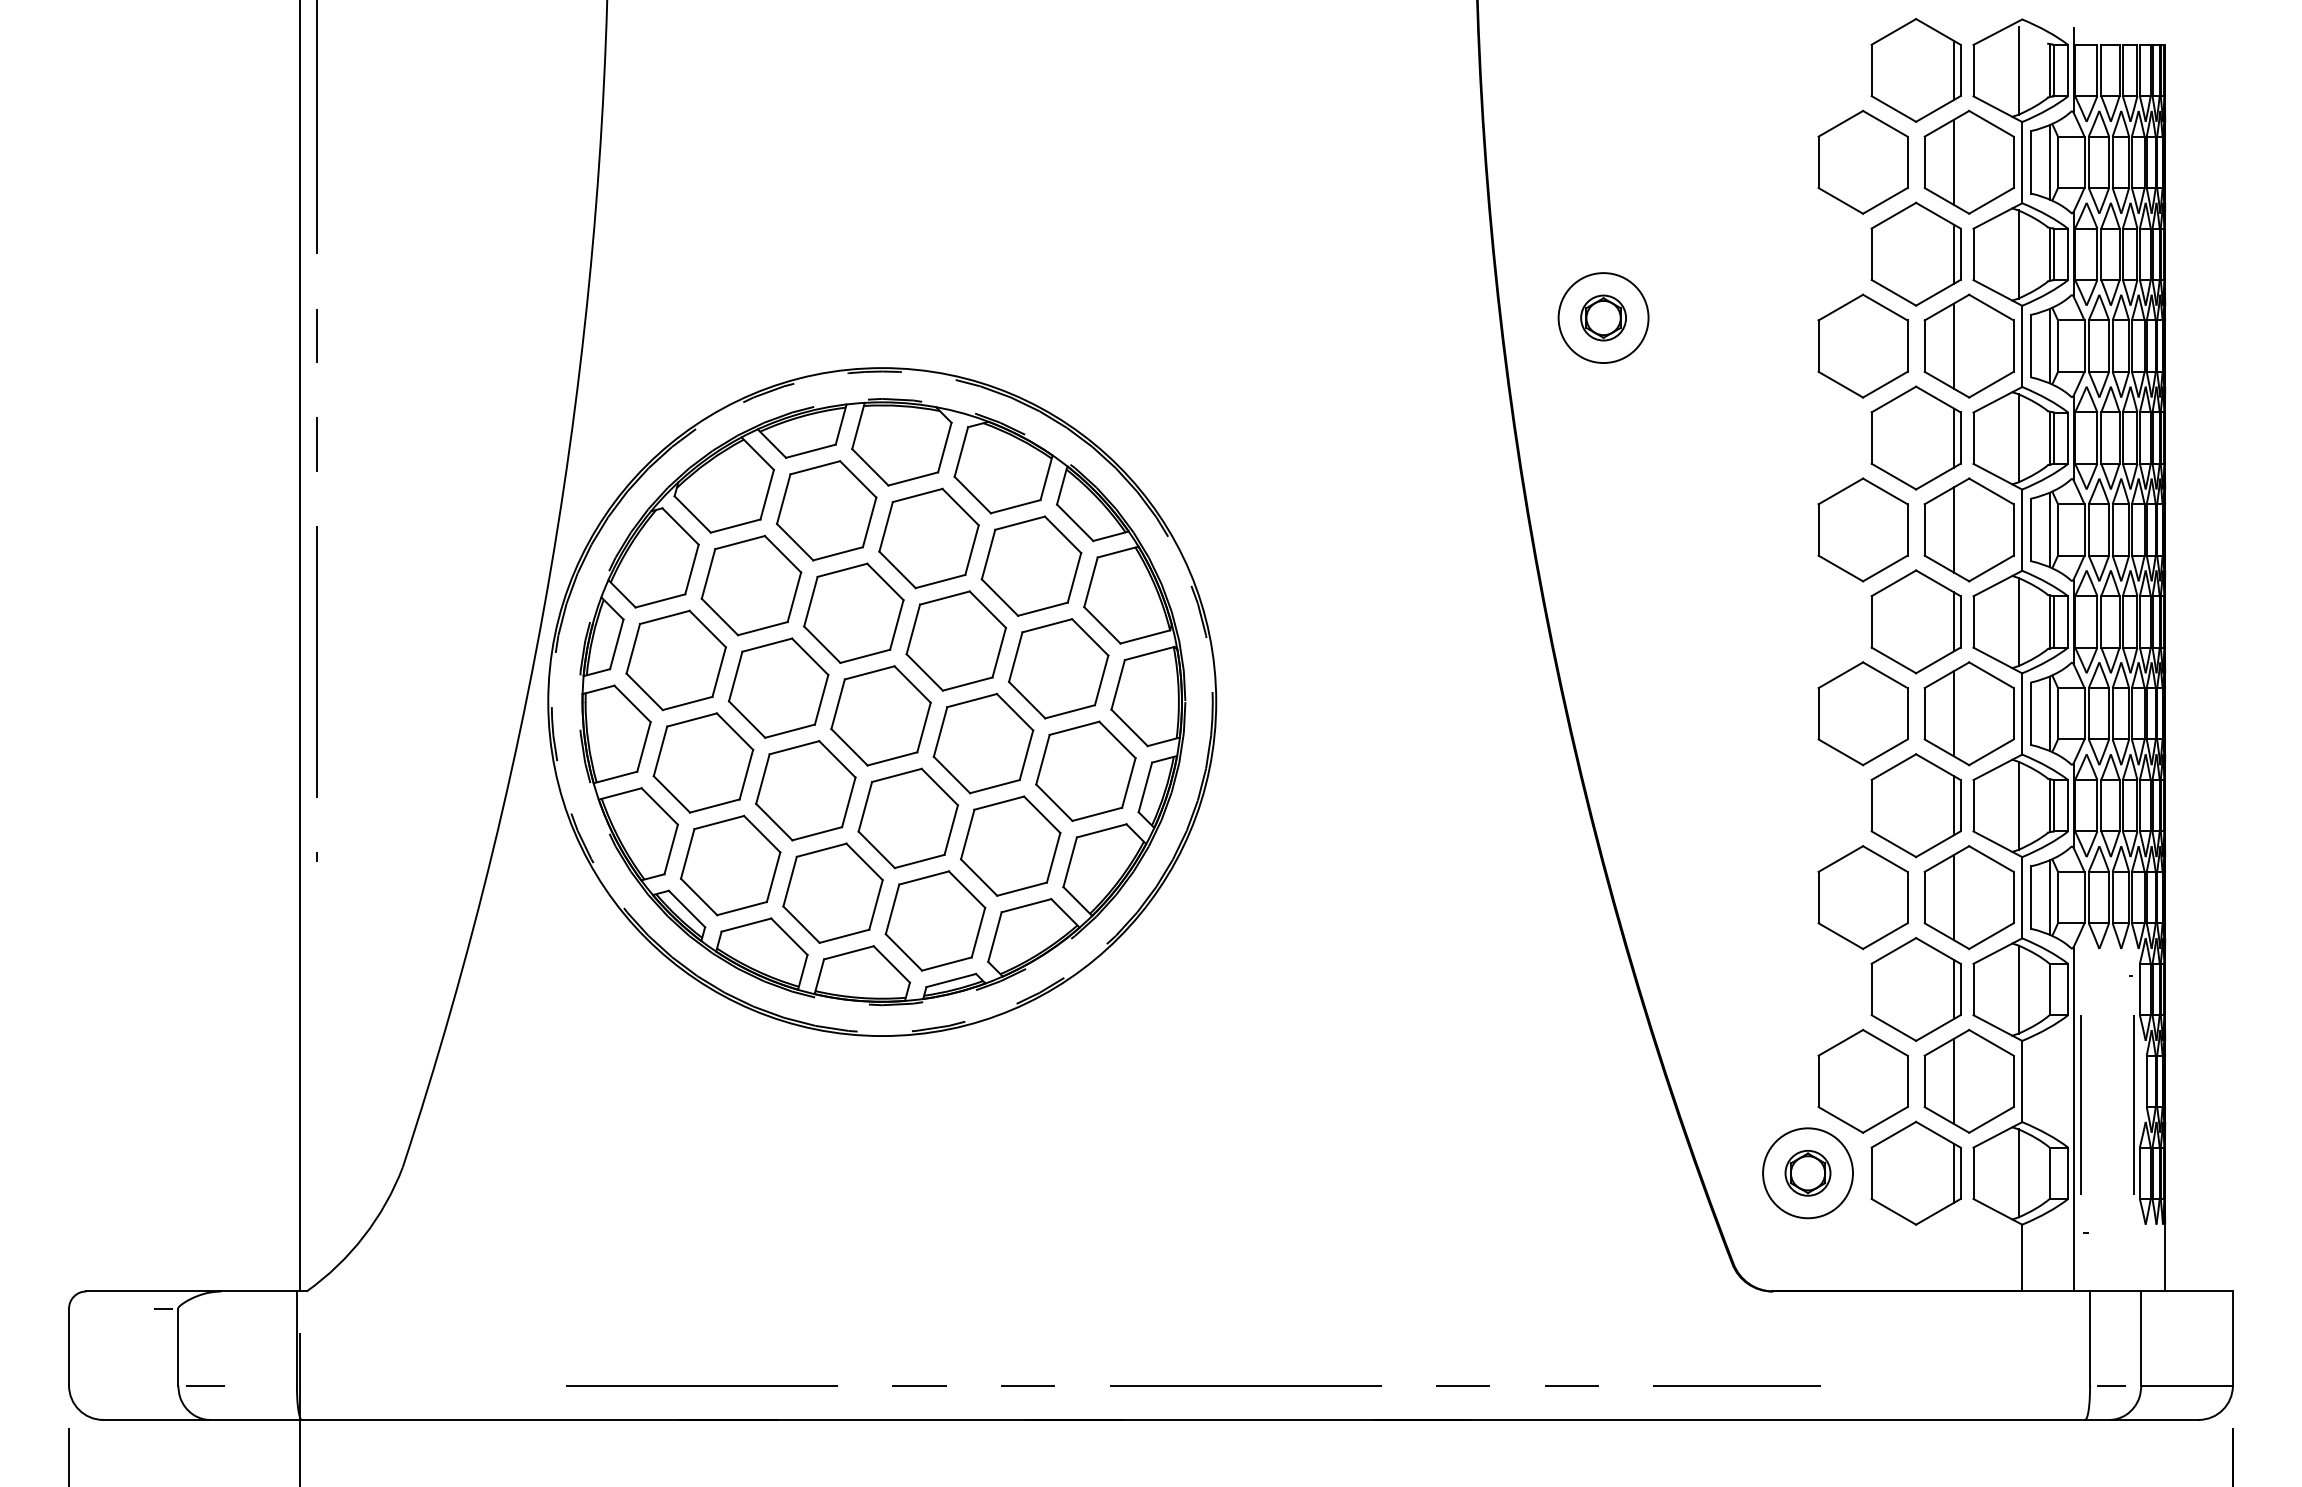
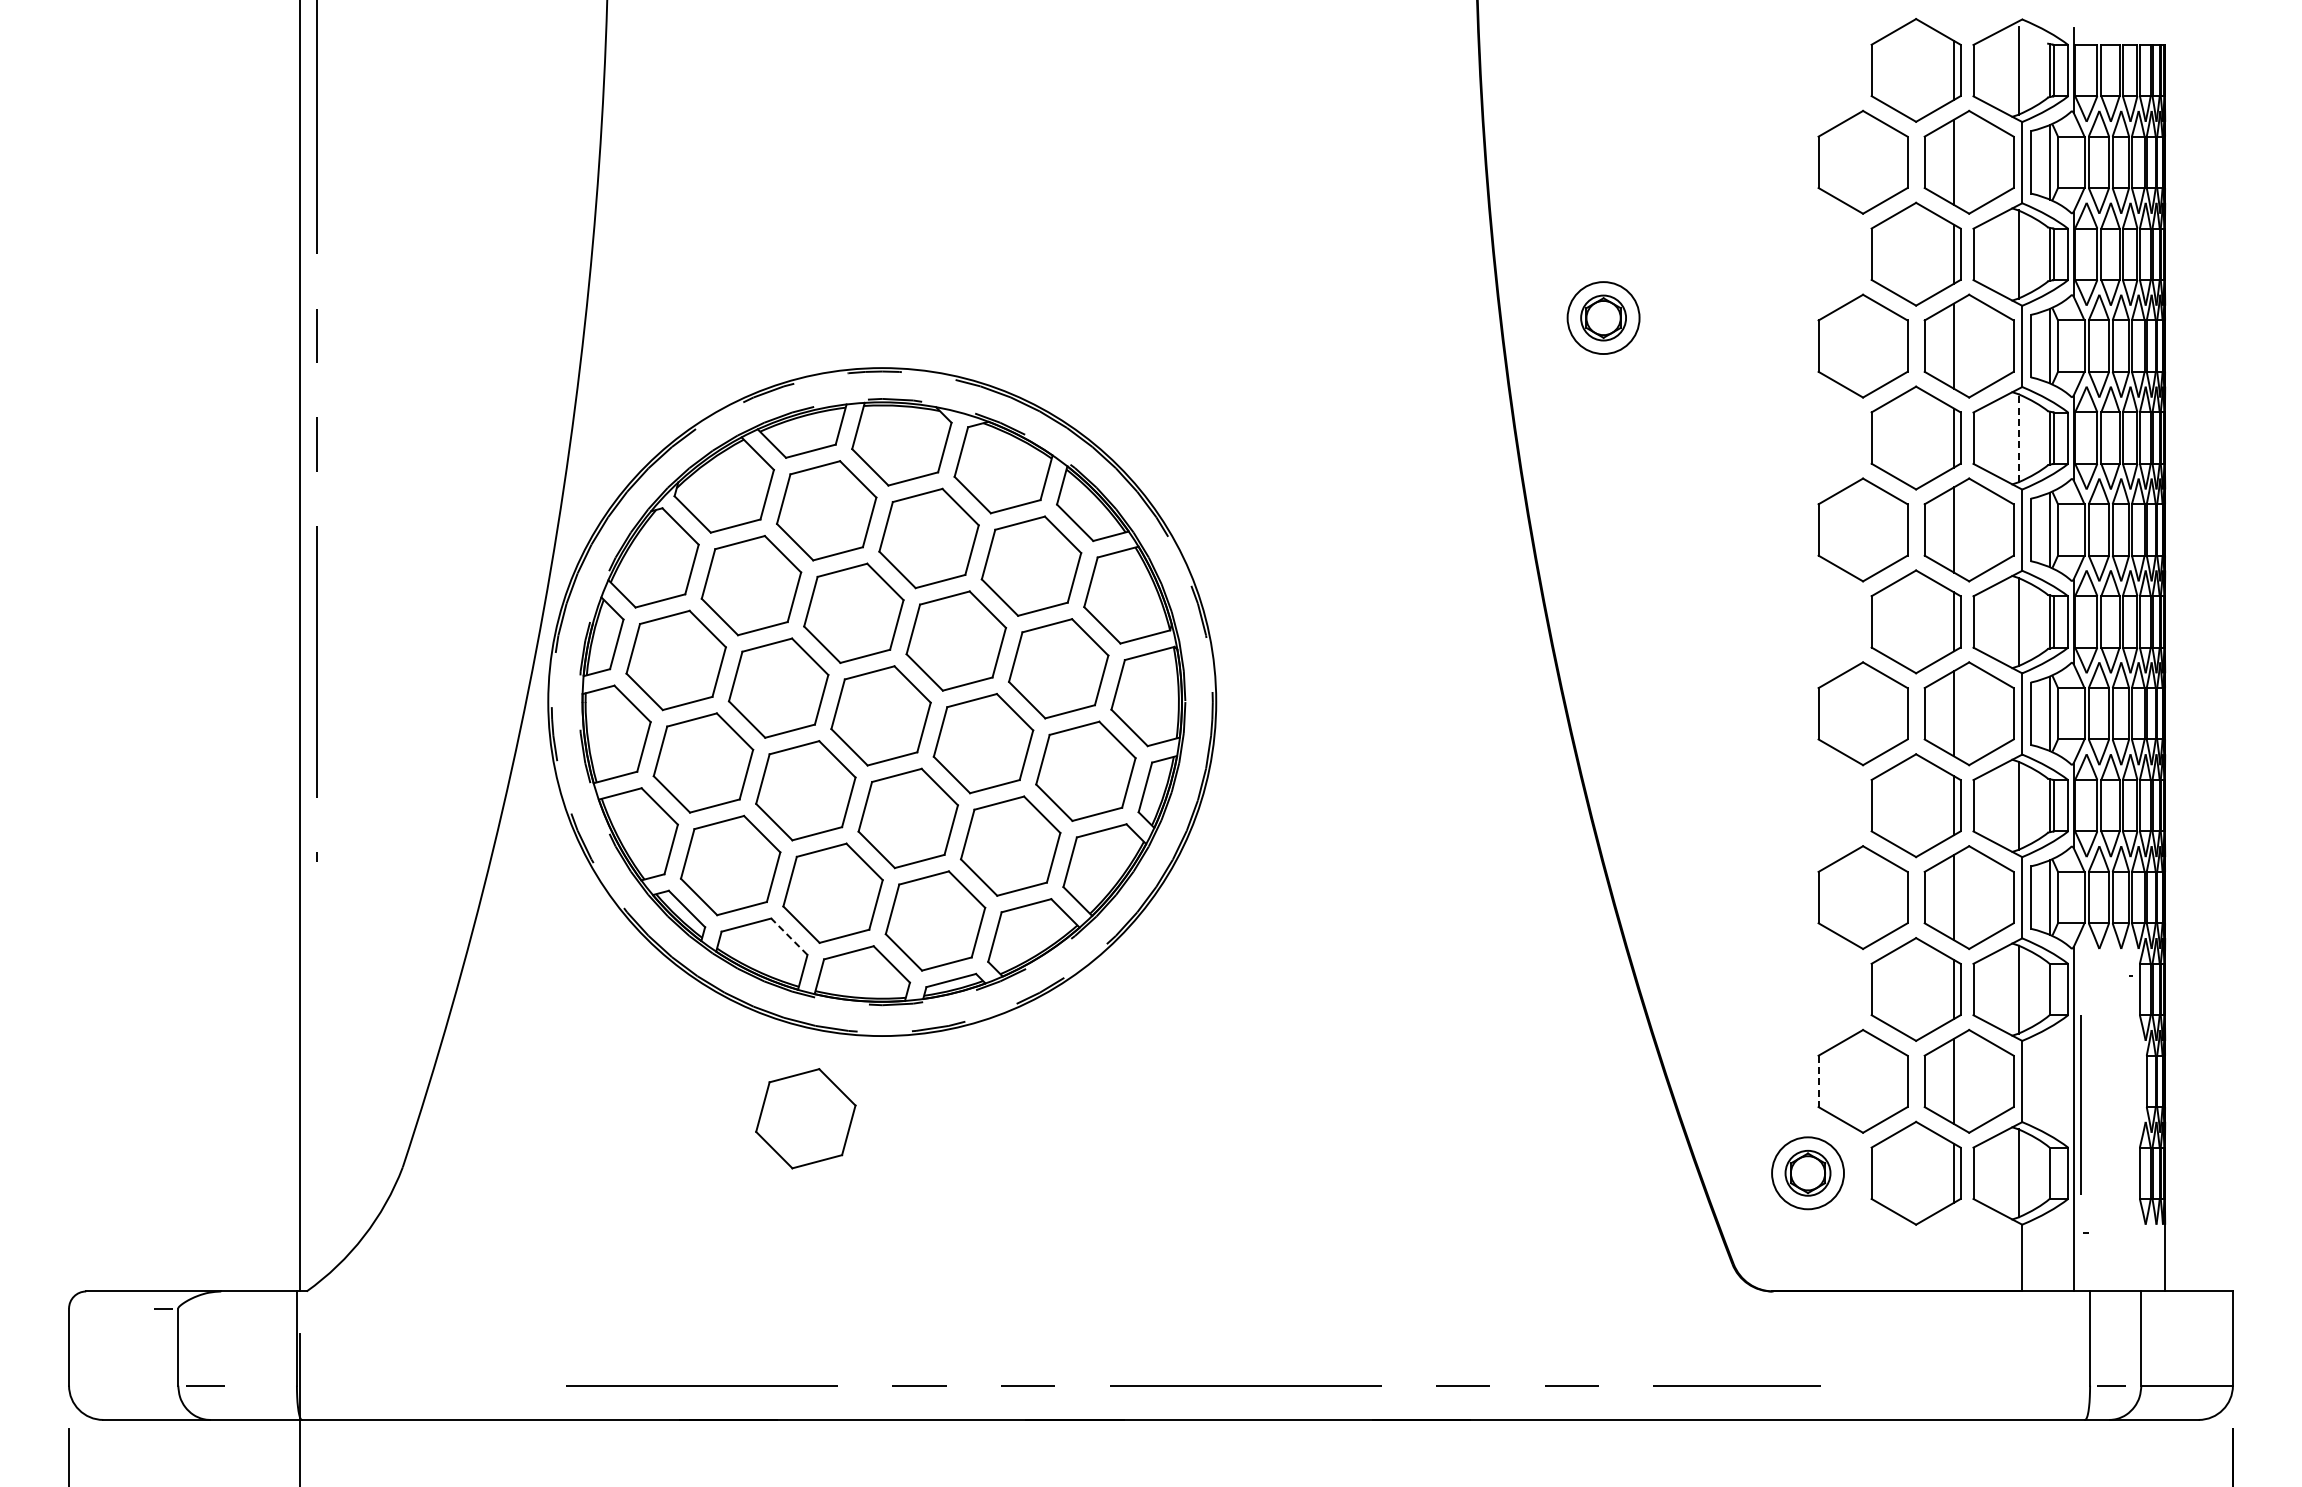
circle diameter: 90 px -> 72 px (1603, 318)
line: solid -> dashed (2018, 437)
line: solid -> dashed (789, 936)
line: solid -> dashed (1818, 1081)
line: present -> none (2134, 1104)
part: none -> present (805, 1118)
circle diameter: 90 px -> 72 px (1807, 1173)
